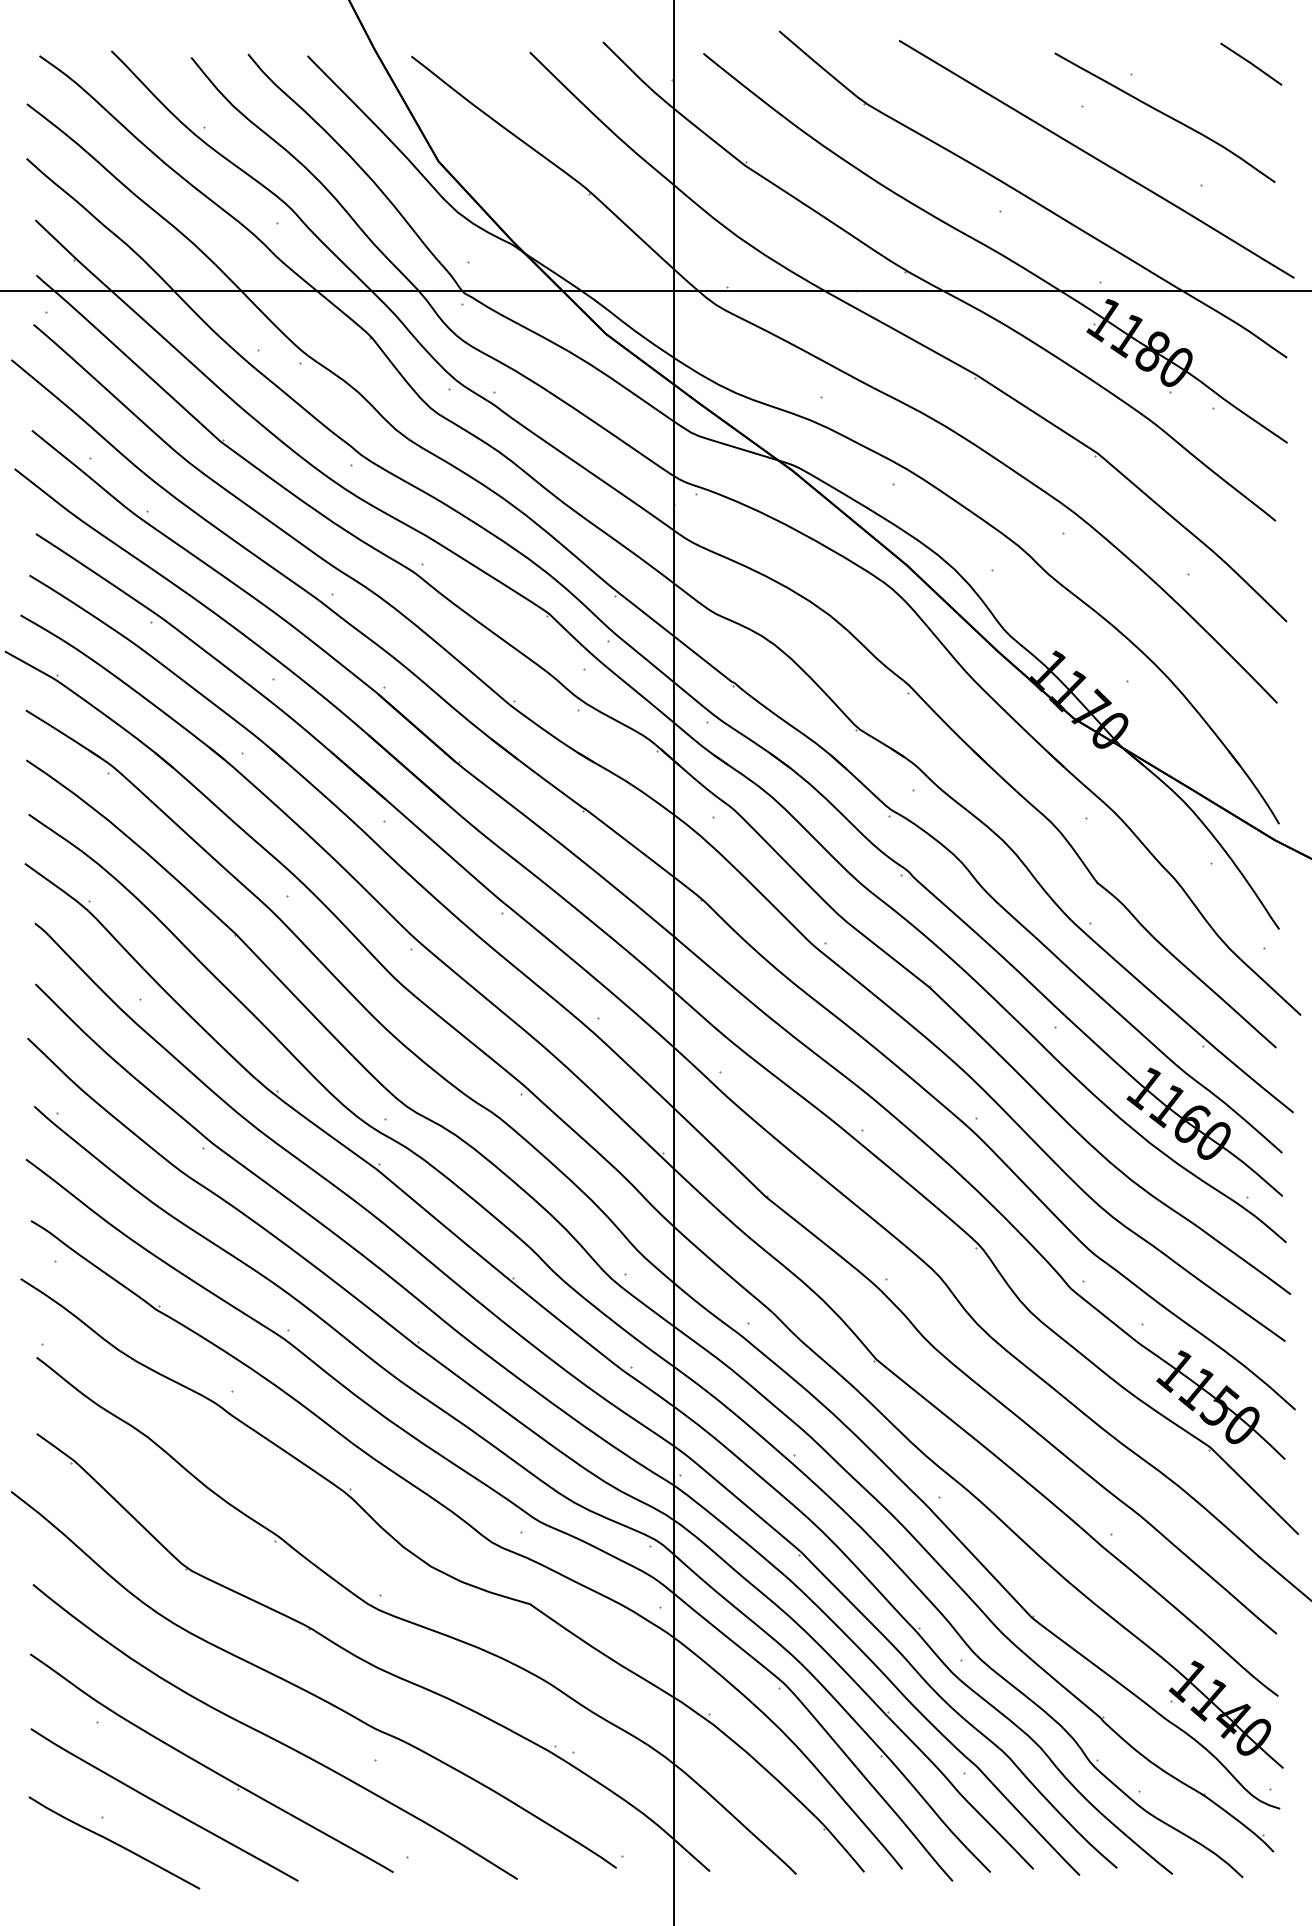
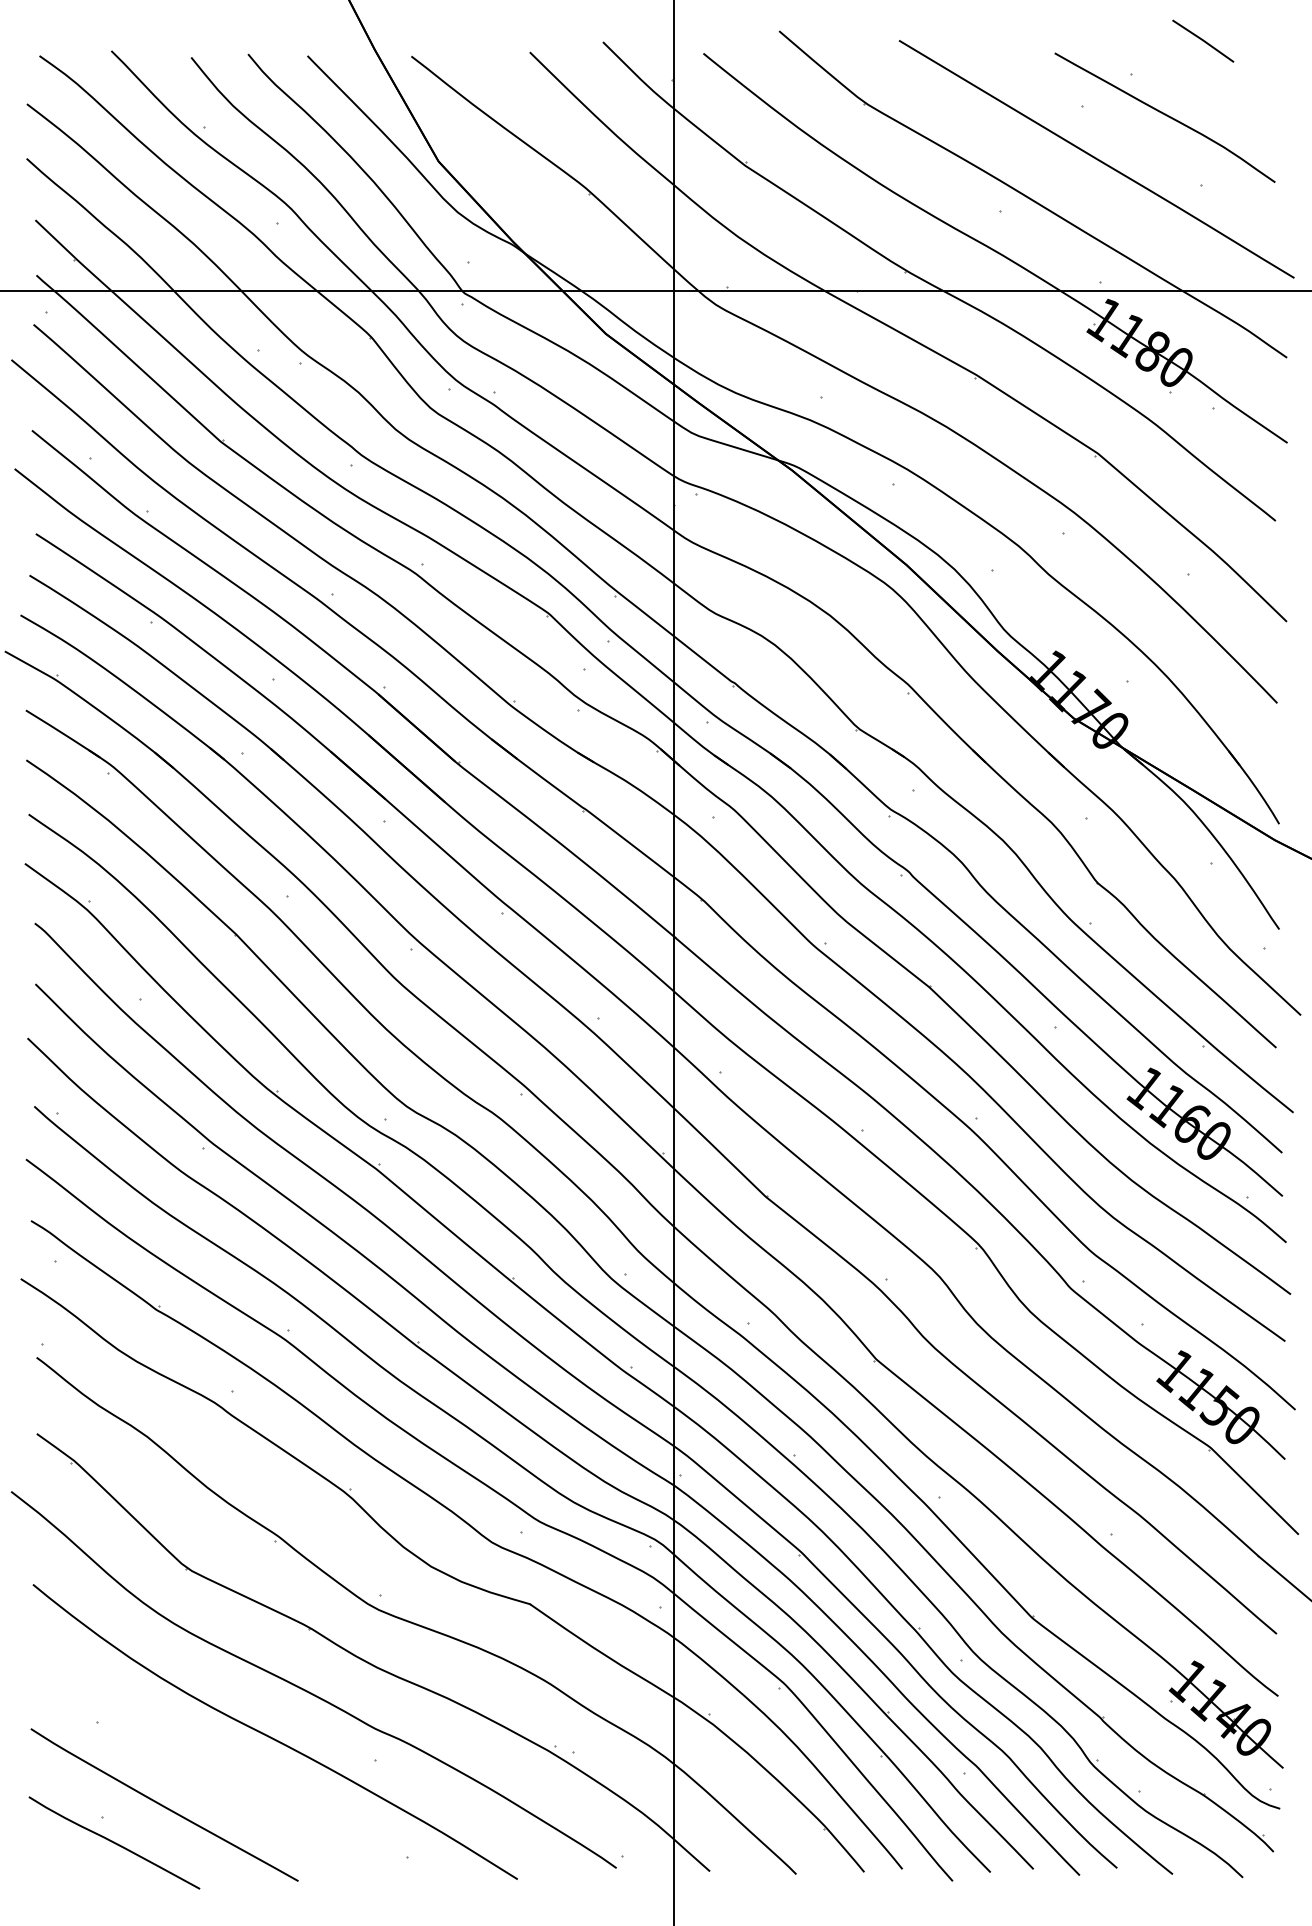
line position: (1251, 63) -> (1203, 40) (1203, 40)
part: present -> none (211, 1762)
